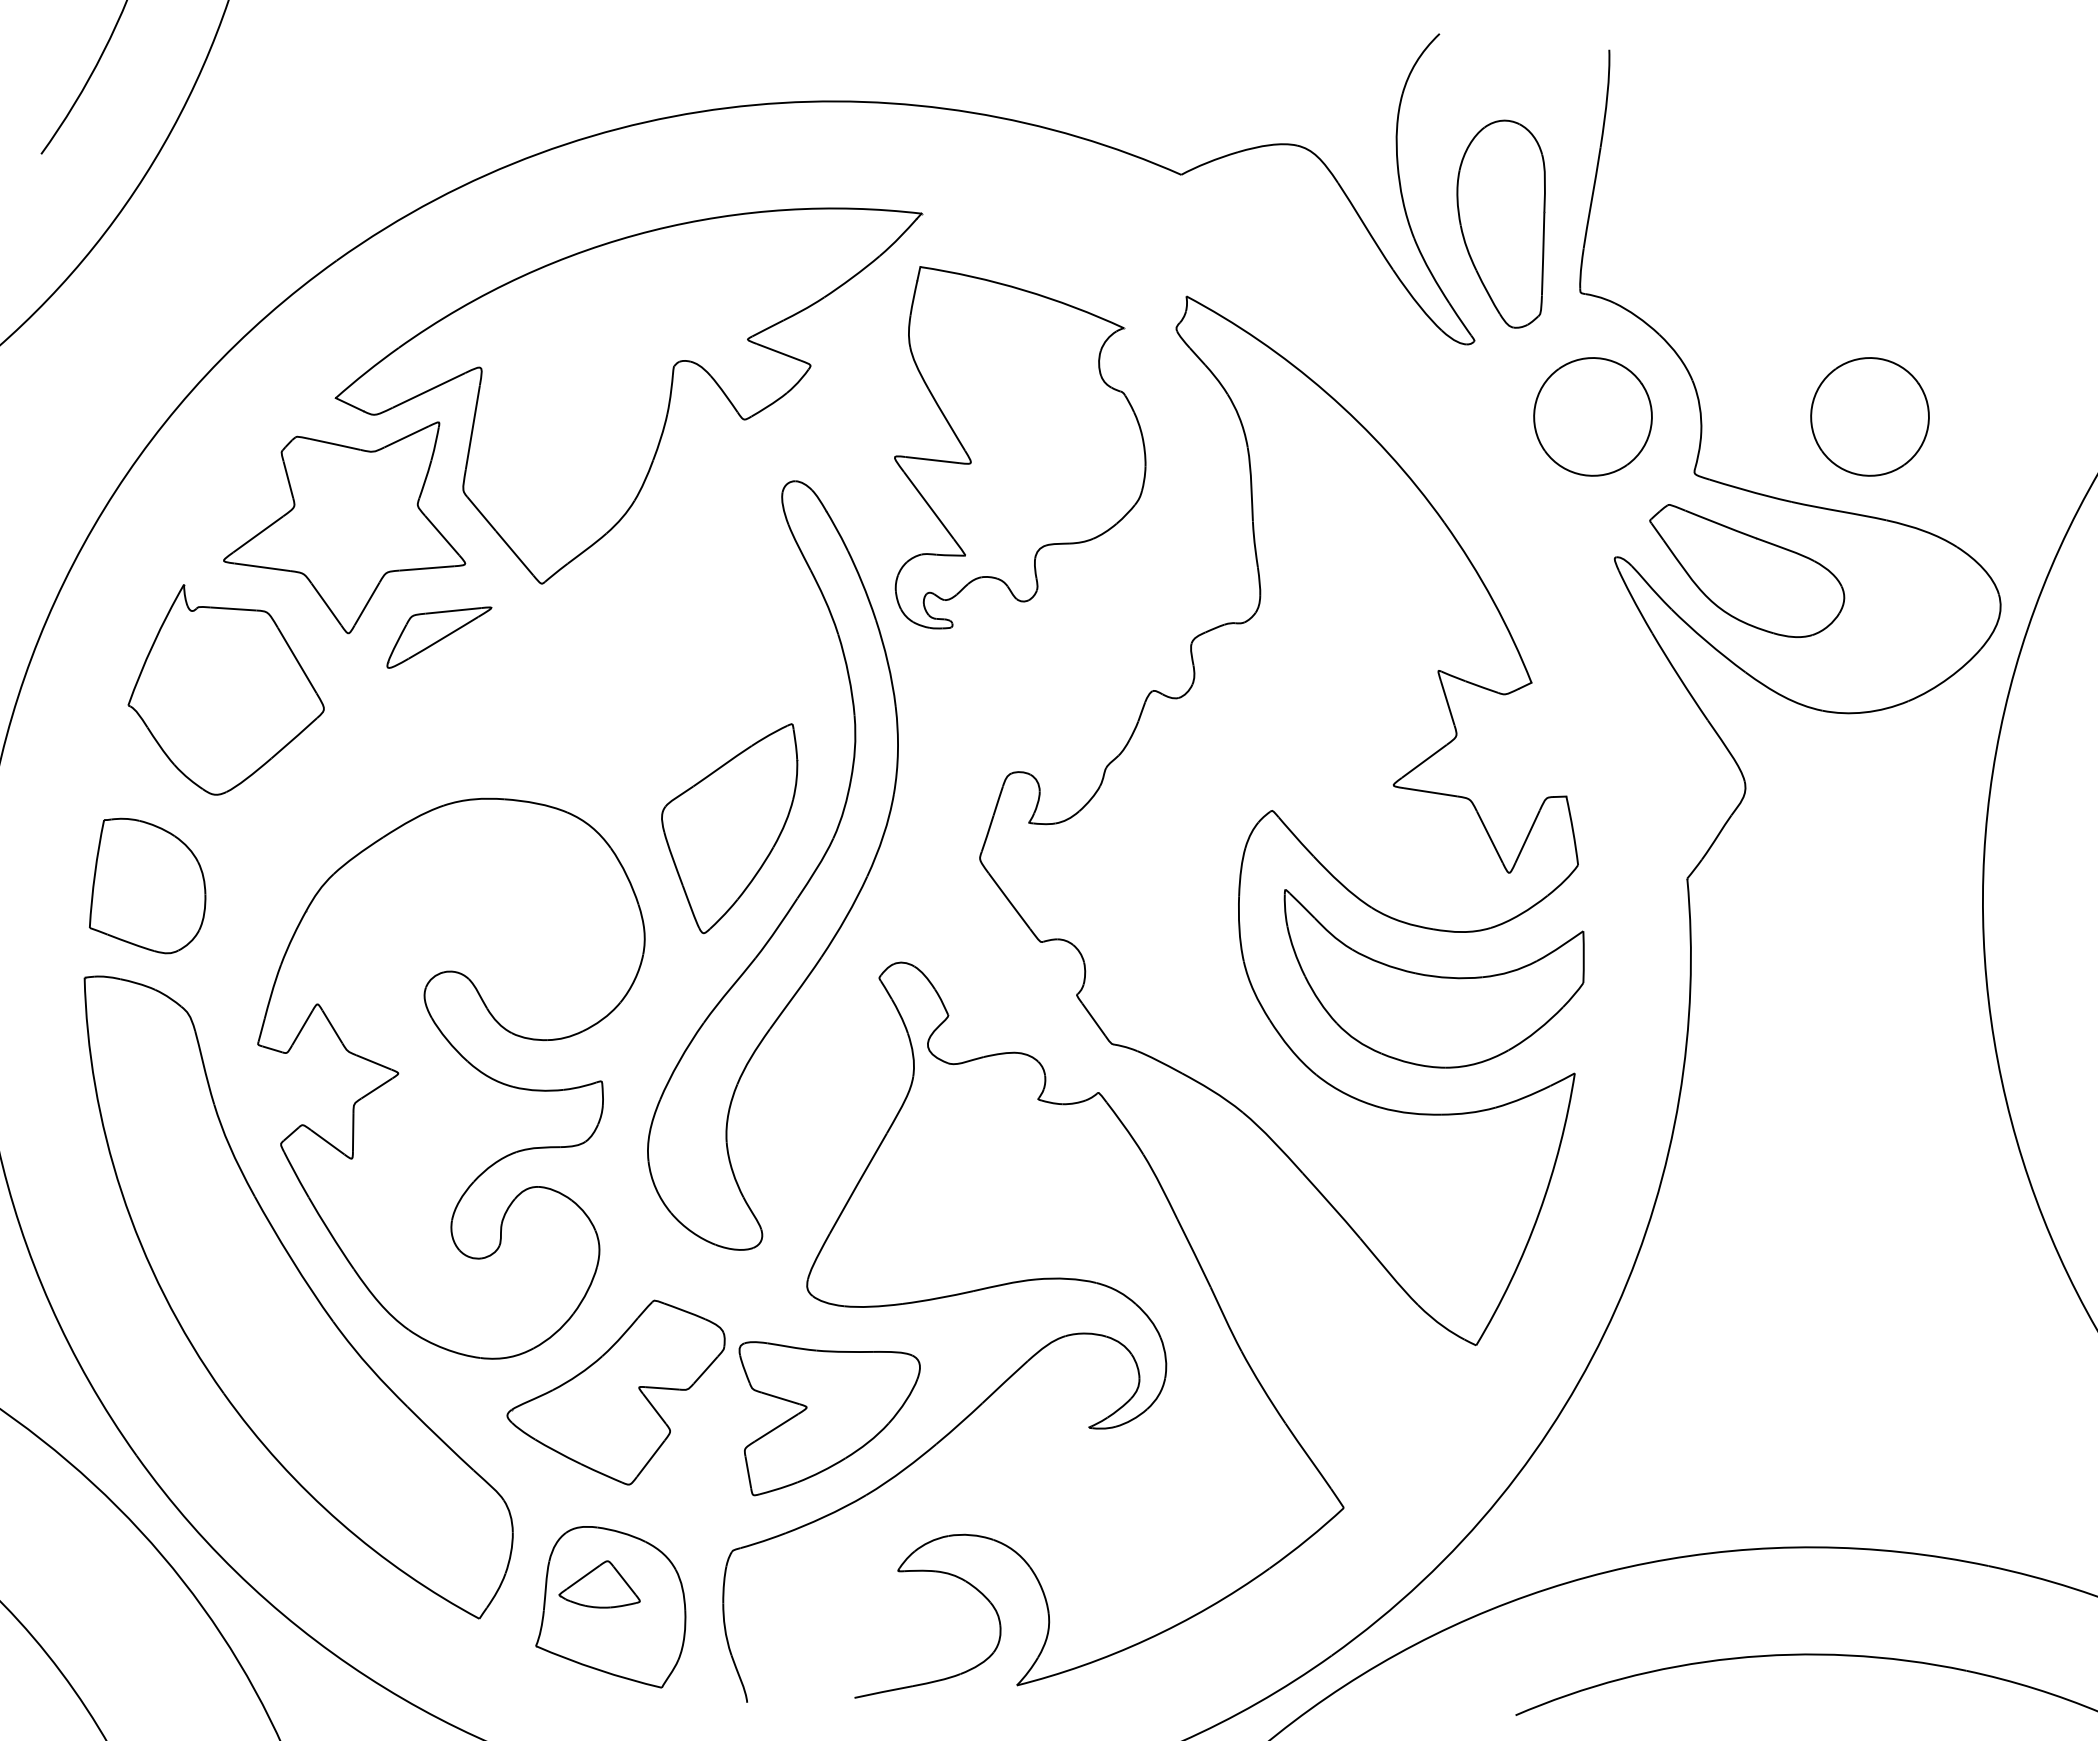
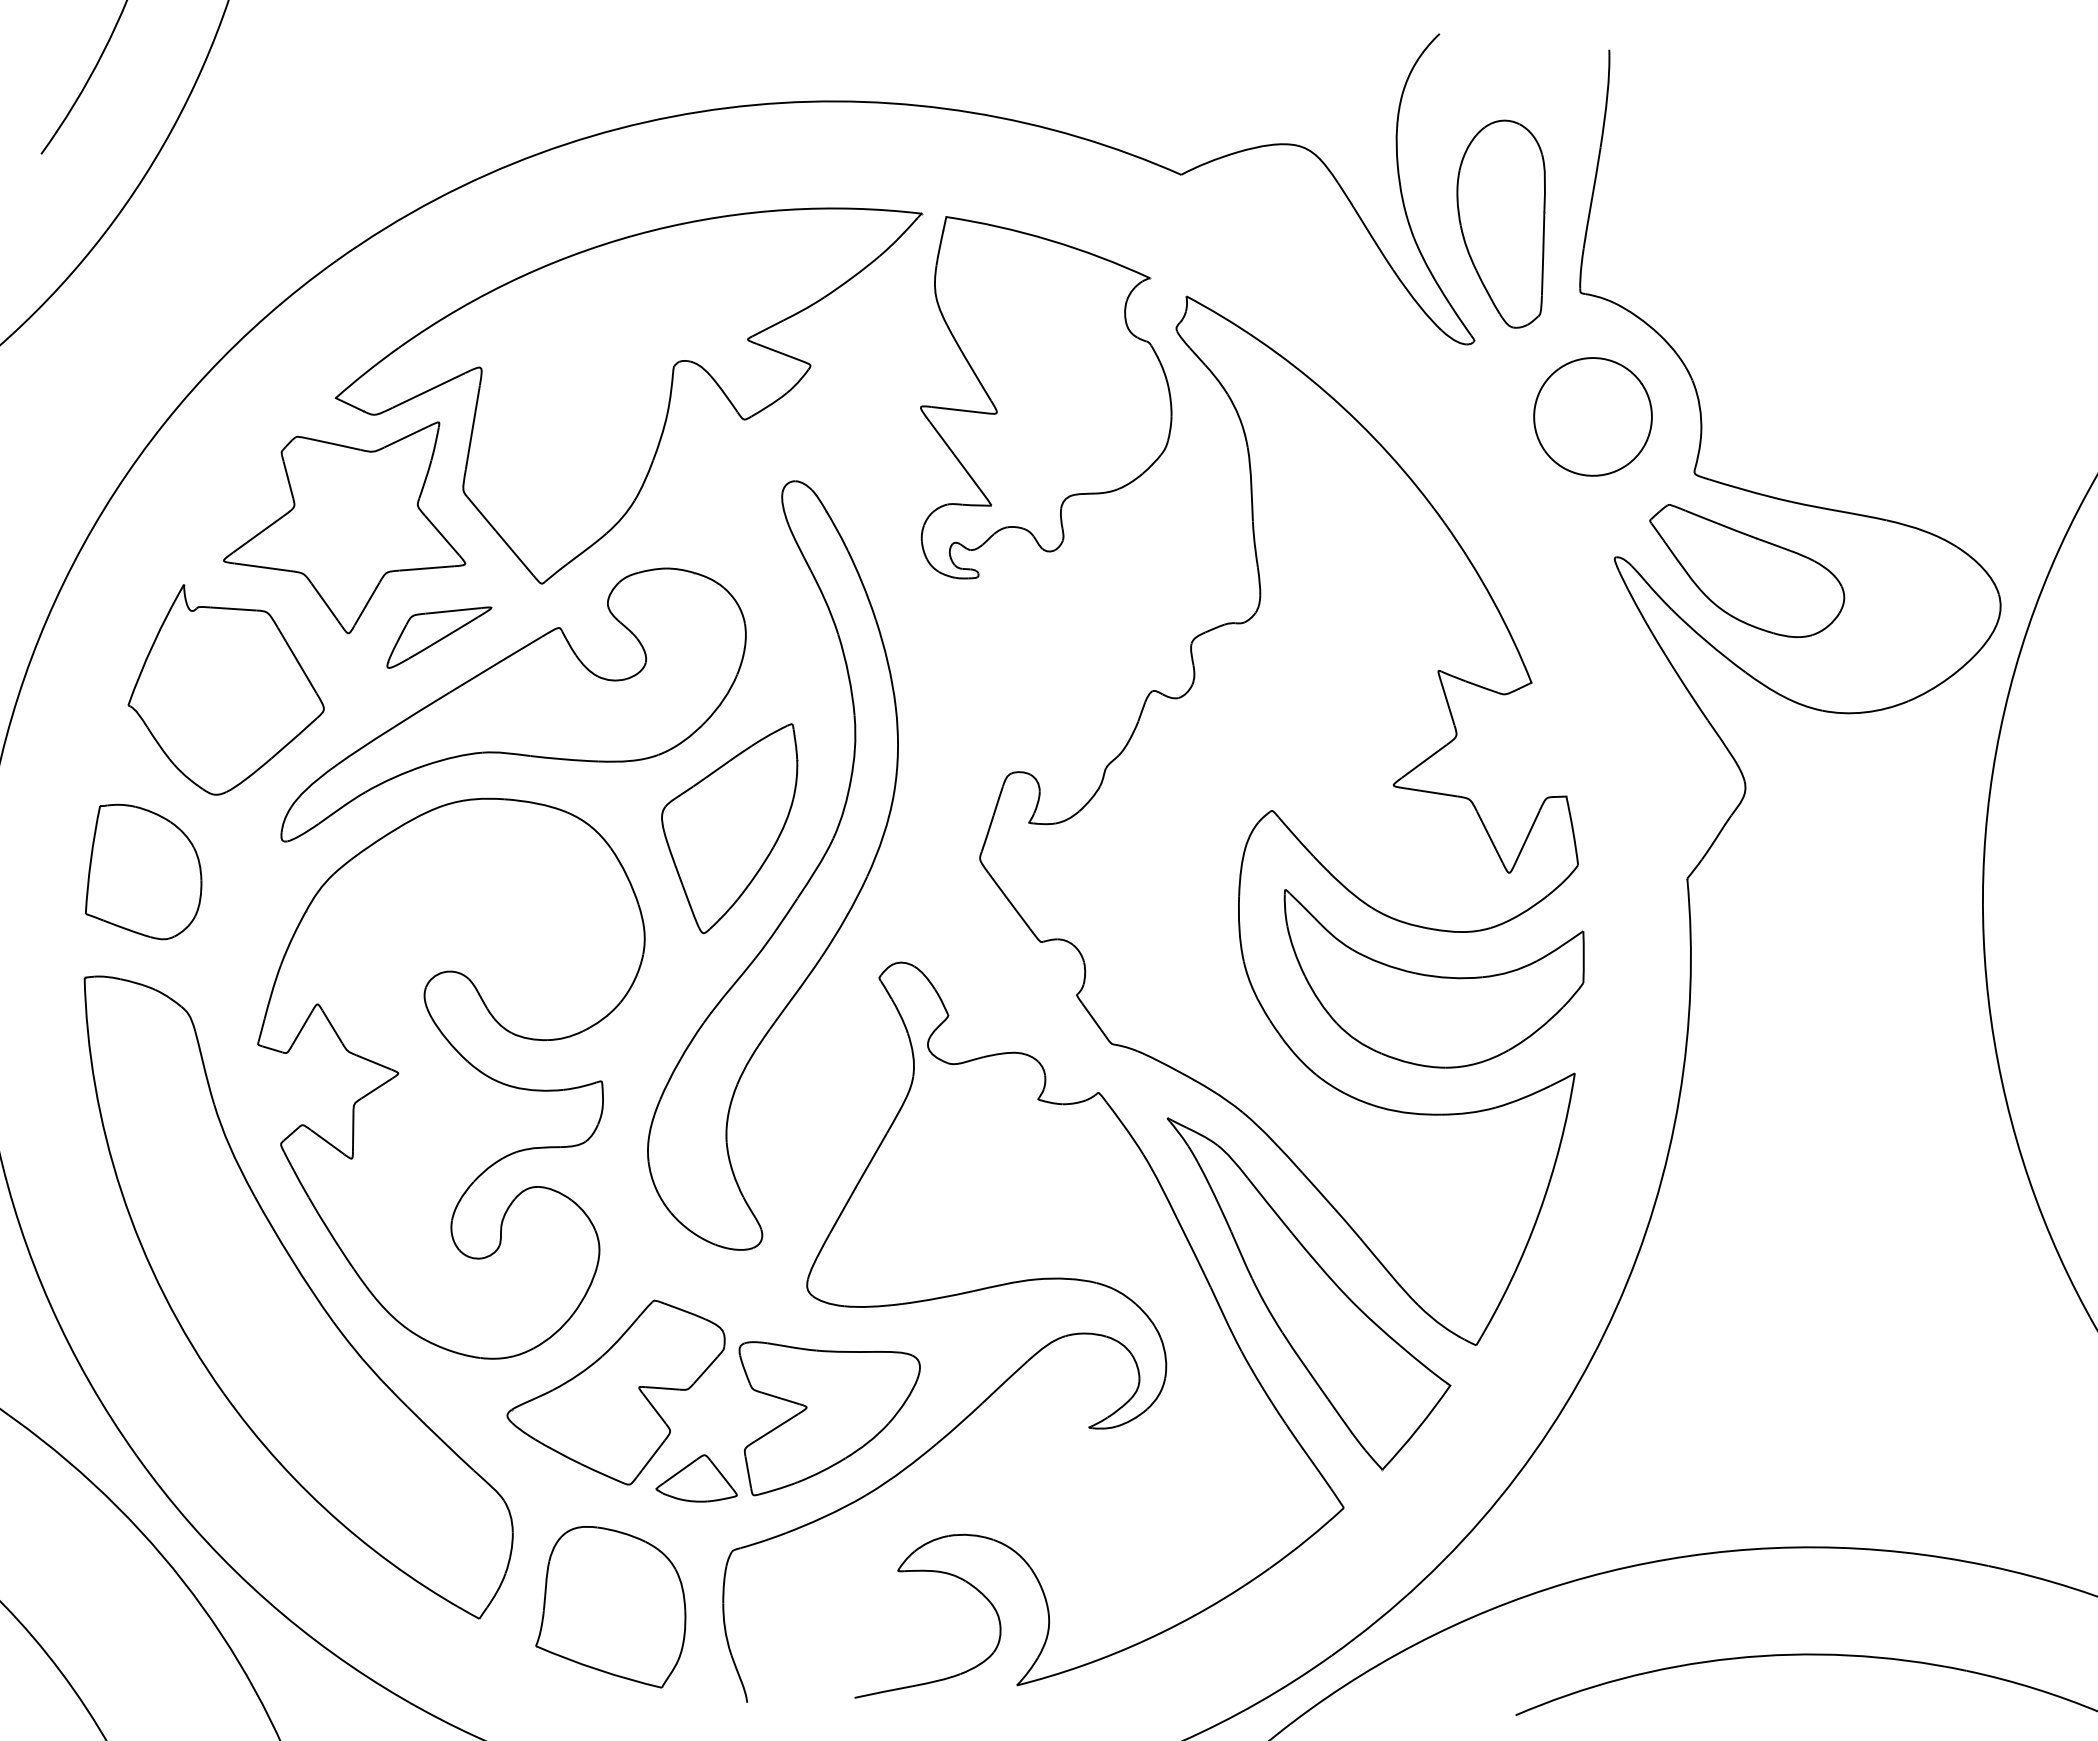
part: present -> none (1869, 416)
part position: (1020, 447) -> (1046, 397) (1046, 397)
part: none -> present (513, 704)
part position: (147, 885) -> (143, 871) (143, 871)
part: none -> present (1308, 1294)
part position: (599, 1584) -> (696, 1478) (696, 1478)
